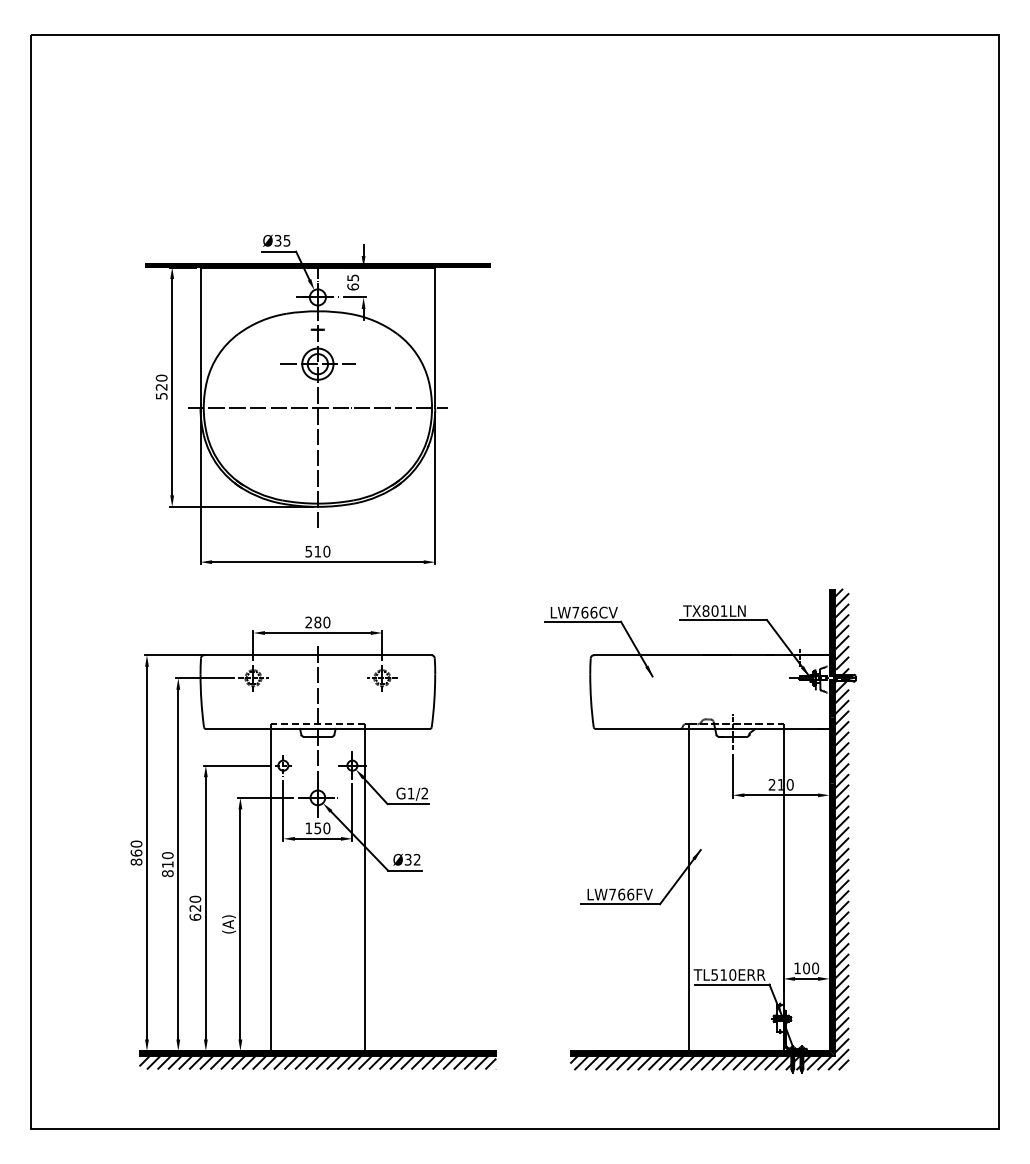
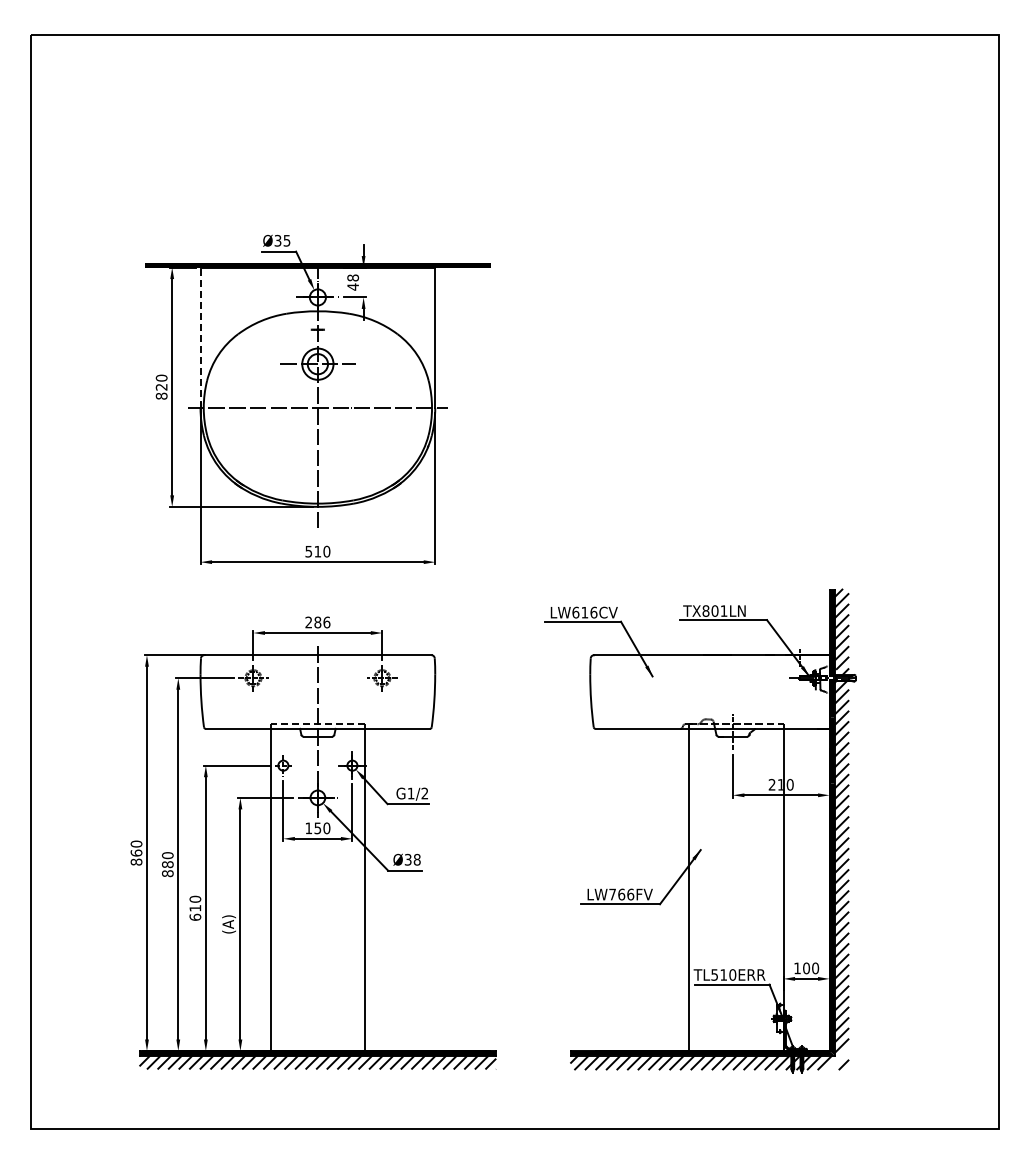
text: 65 -> 48 (353, 282)
line: solid -> dashed (200, 337)
text: 520 -> 820 (161, 395)
text: LW766CV -> LW616CV (580, 612)
text: 280 -> 286 (326, 622)
text: Ø32 -> Ø38 (416, 859)
text: 810 -> 880 (167, 864)
text: 620 -> 610 (195, 908)
line: present -> none (838, 1059)
